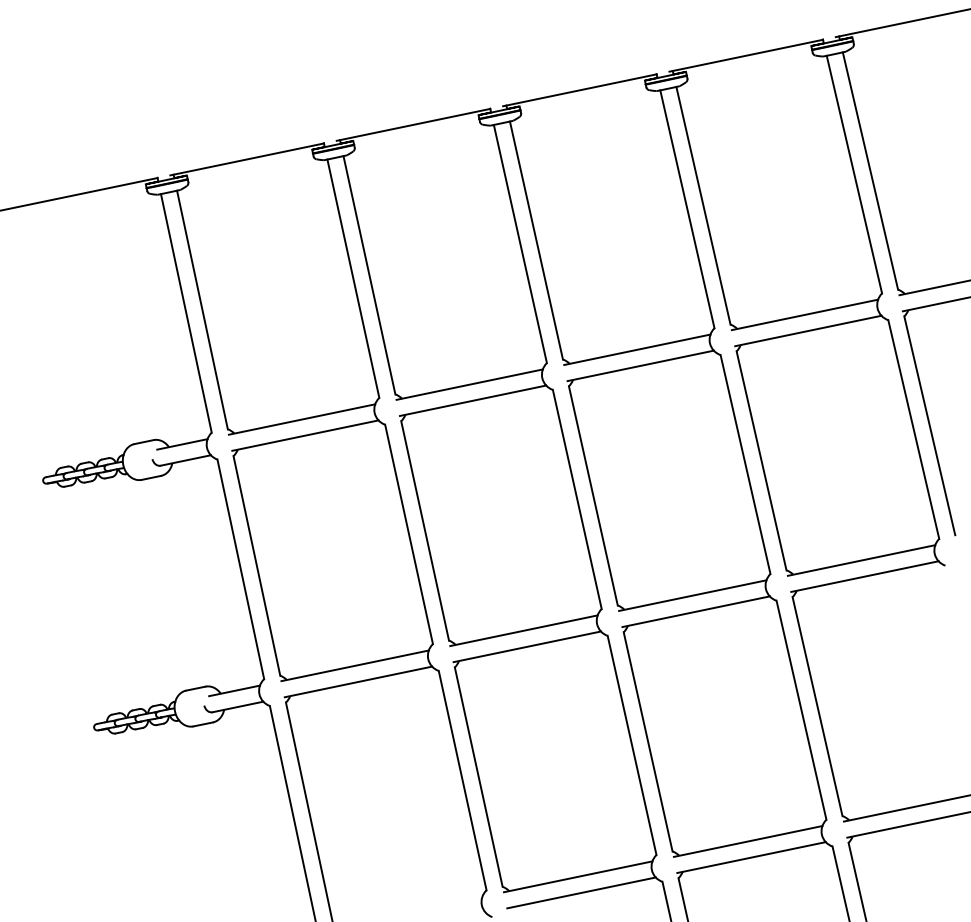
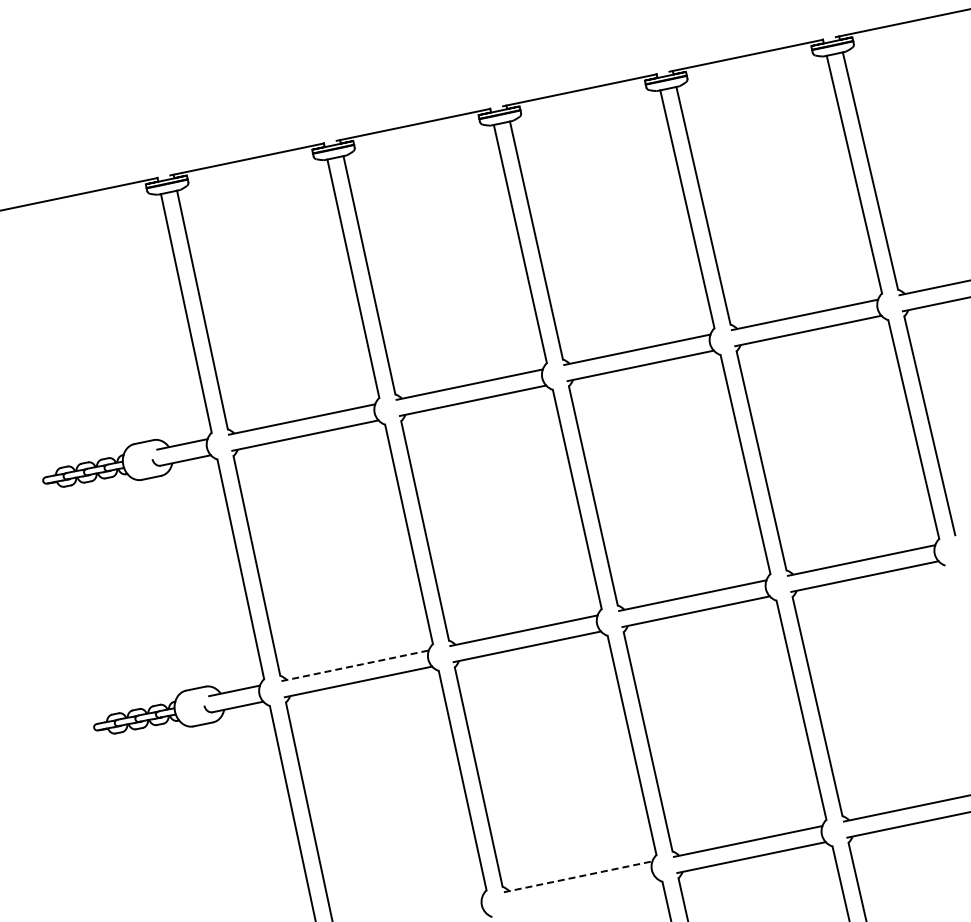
line: solid -> dashed (355, 665)
line: solid -> dashed (578, 876)
line: present -> none (581, 892)
